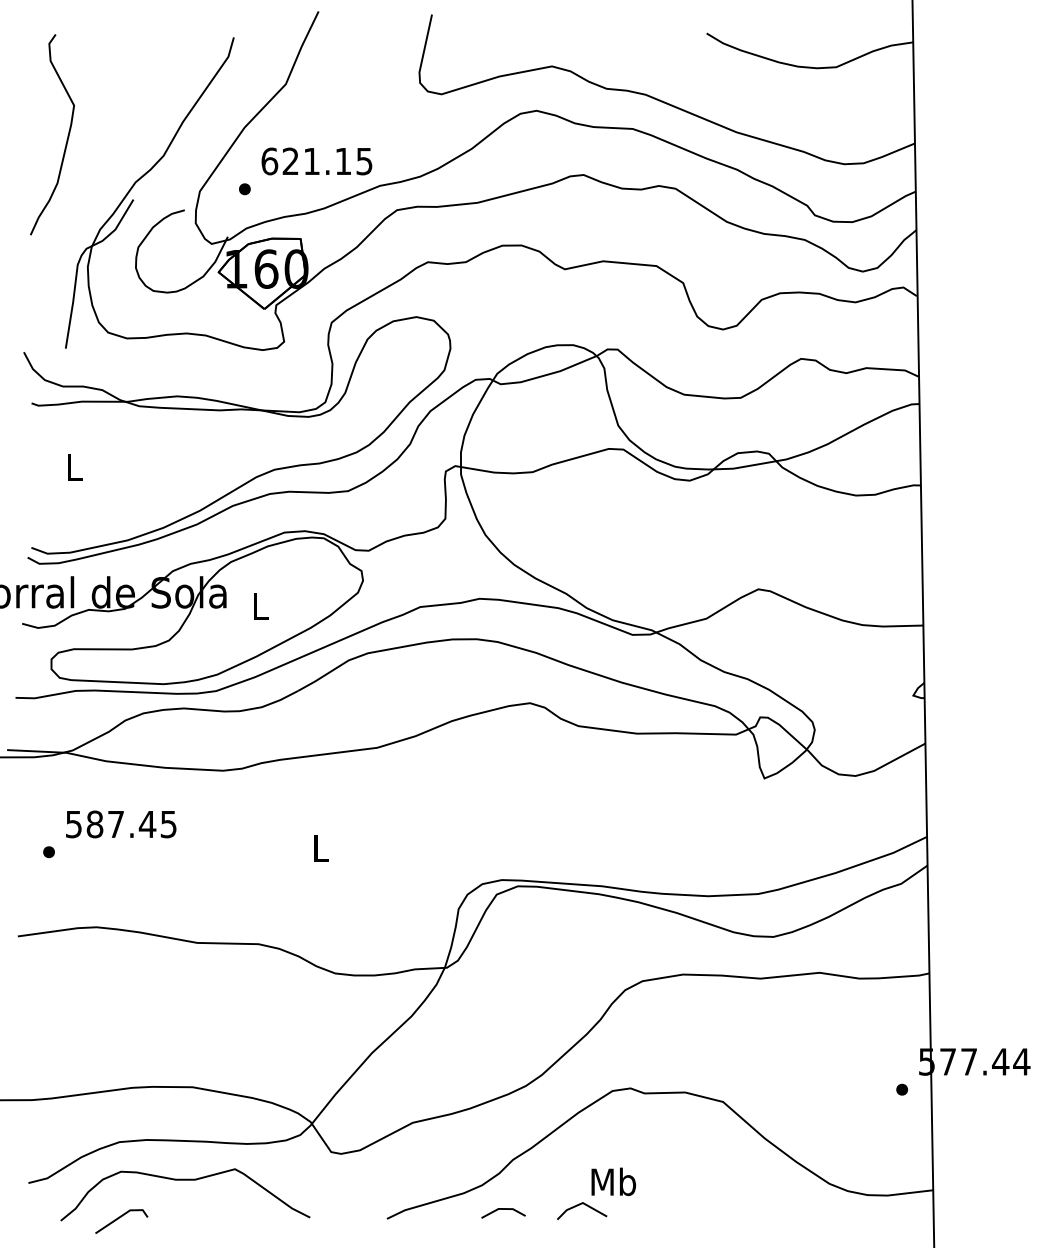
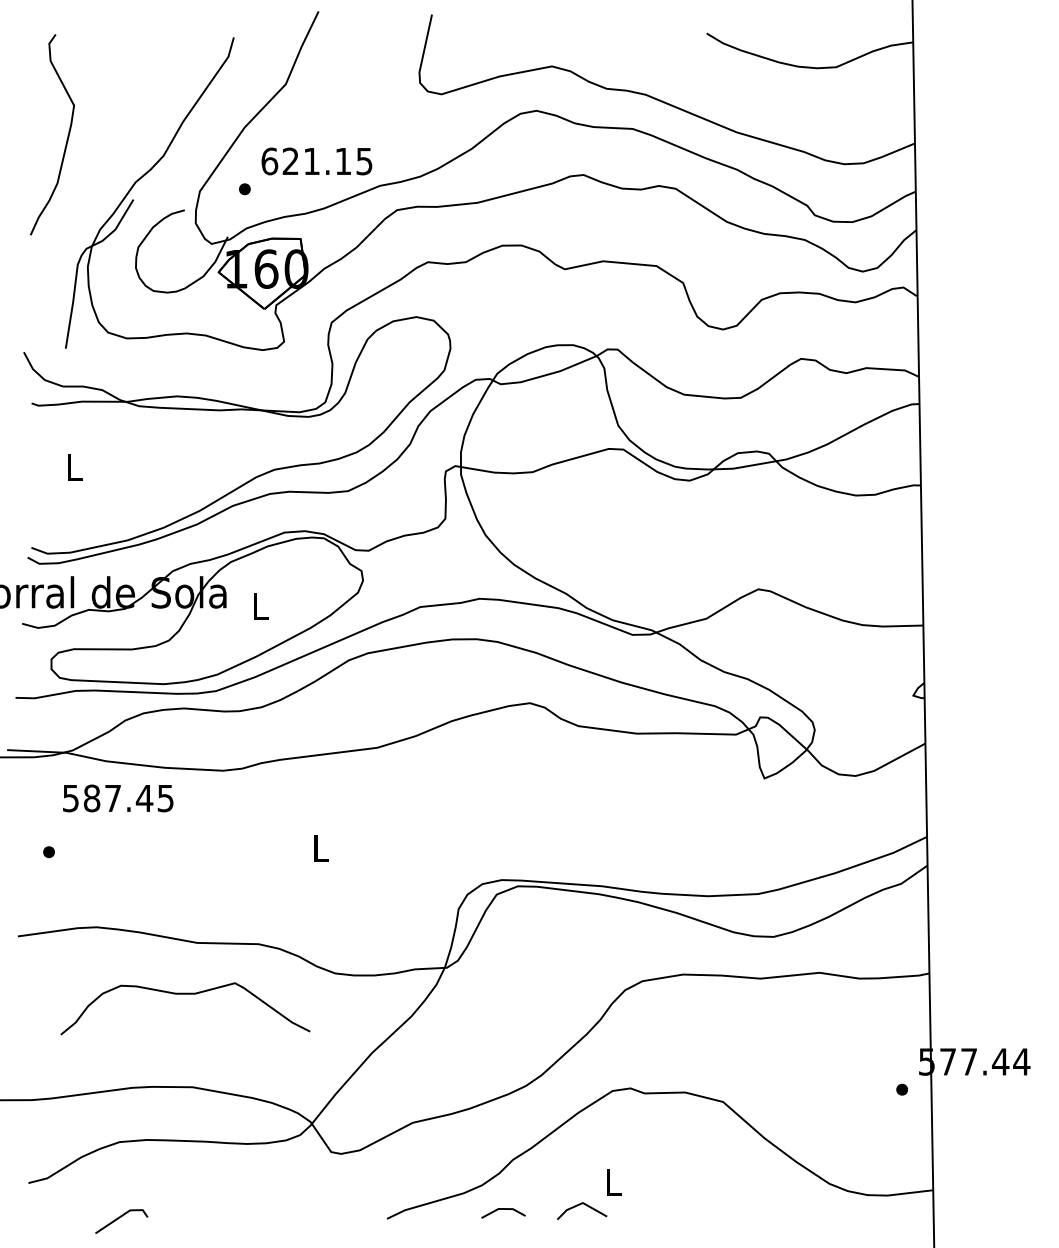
text position: (121, 824) -> (118, 798) (118, 798)
curve position: (185, 1180) -> (185, 994) (185, 994)
text: Mb -> L (613, 1181)
